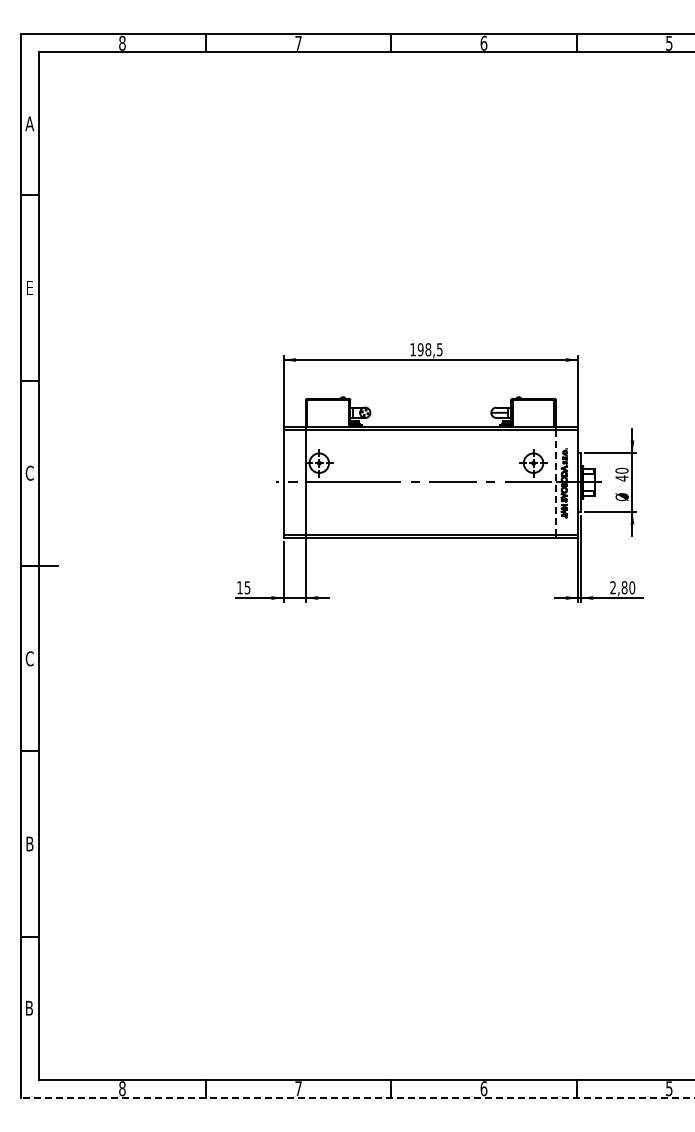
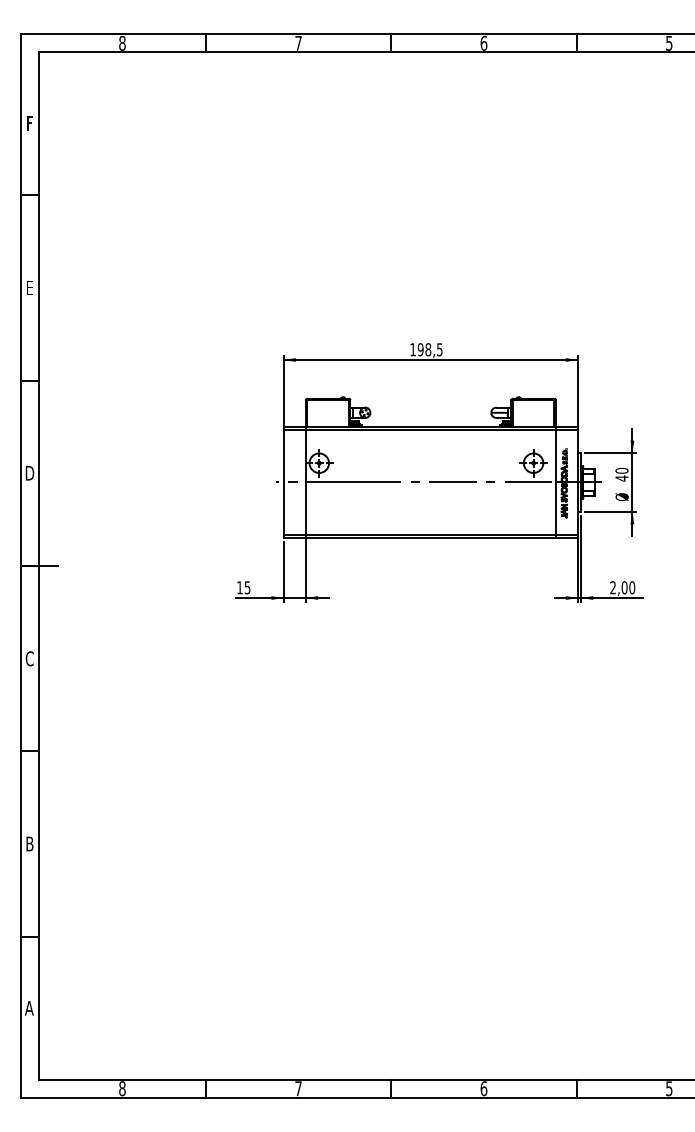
text: A -> F (29, 123)
text: C -> D (29, 472)
line: dashed -> solid (555, 482)
text: 2,80 -> 2,00 (624, 587)
text: B -> A (29, 1008)
line: dashed -> solid (357, 1098)
